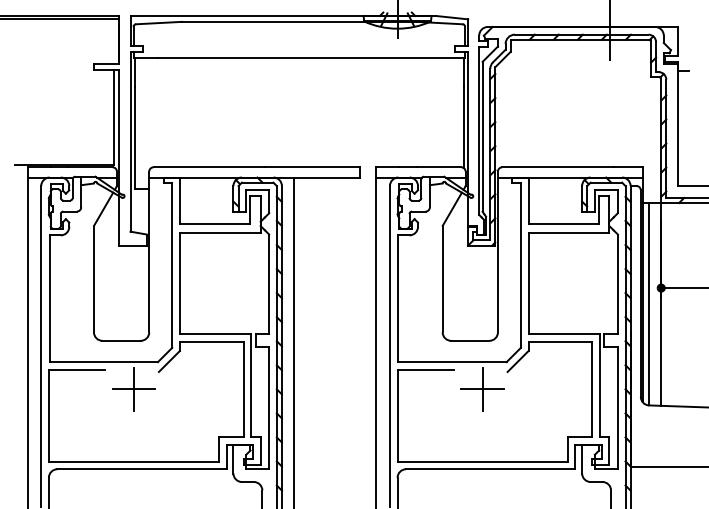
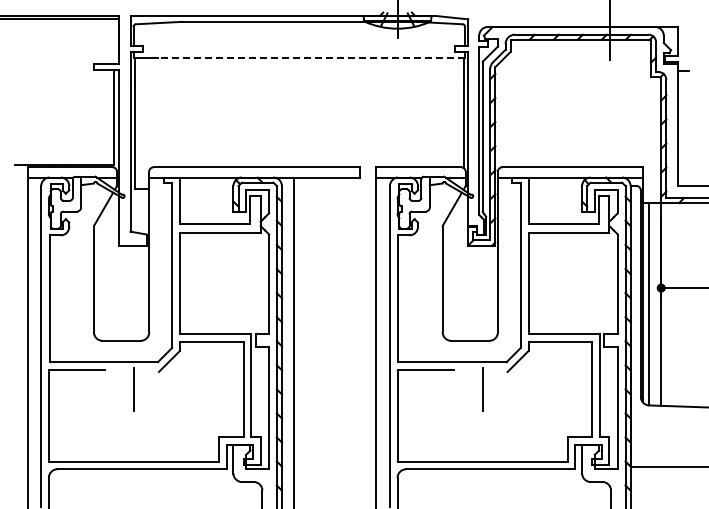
line: solid -> dashed (311, 58)
line: present -> none (133, 389)
line: present -> none (482, 389)
